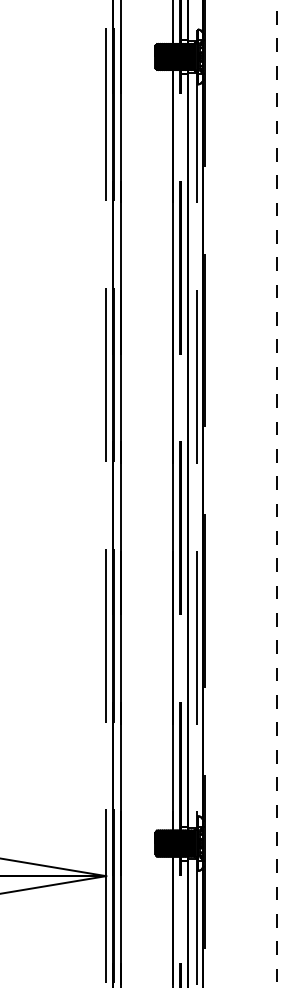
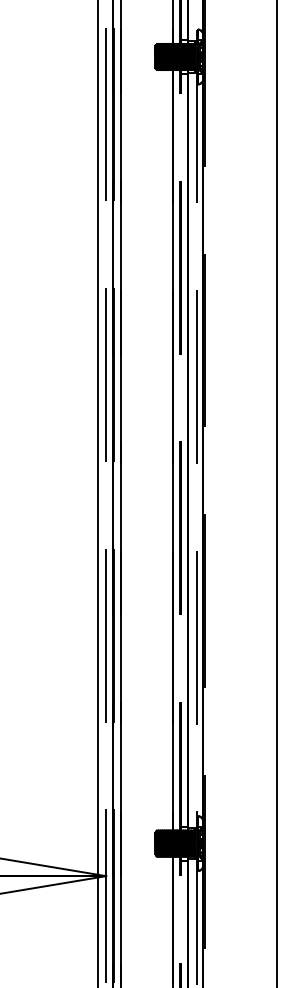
line: none -> present (98, 493)
line: dashed -> solid (277, 493)
